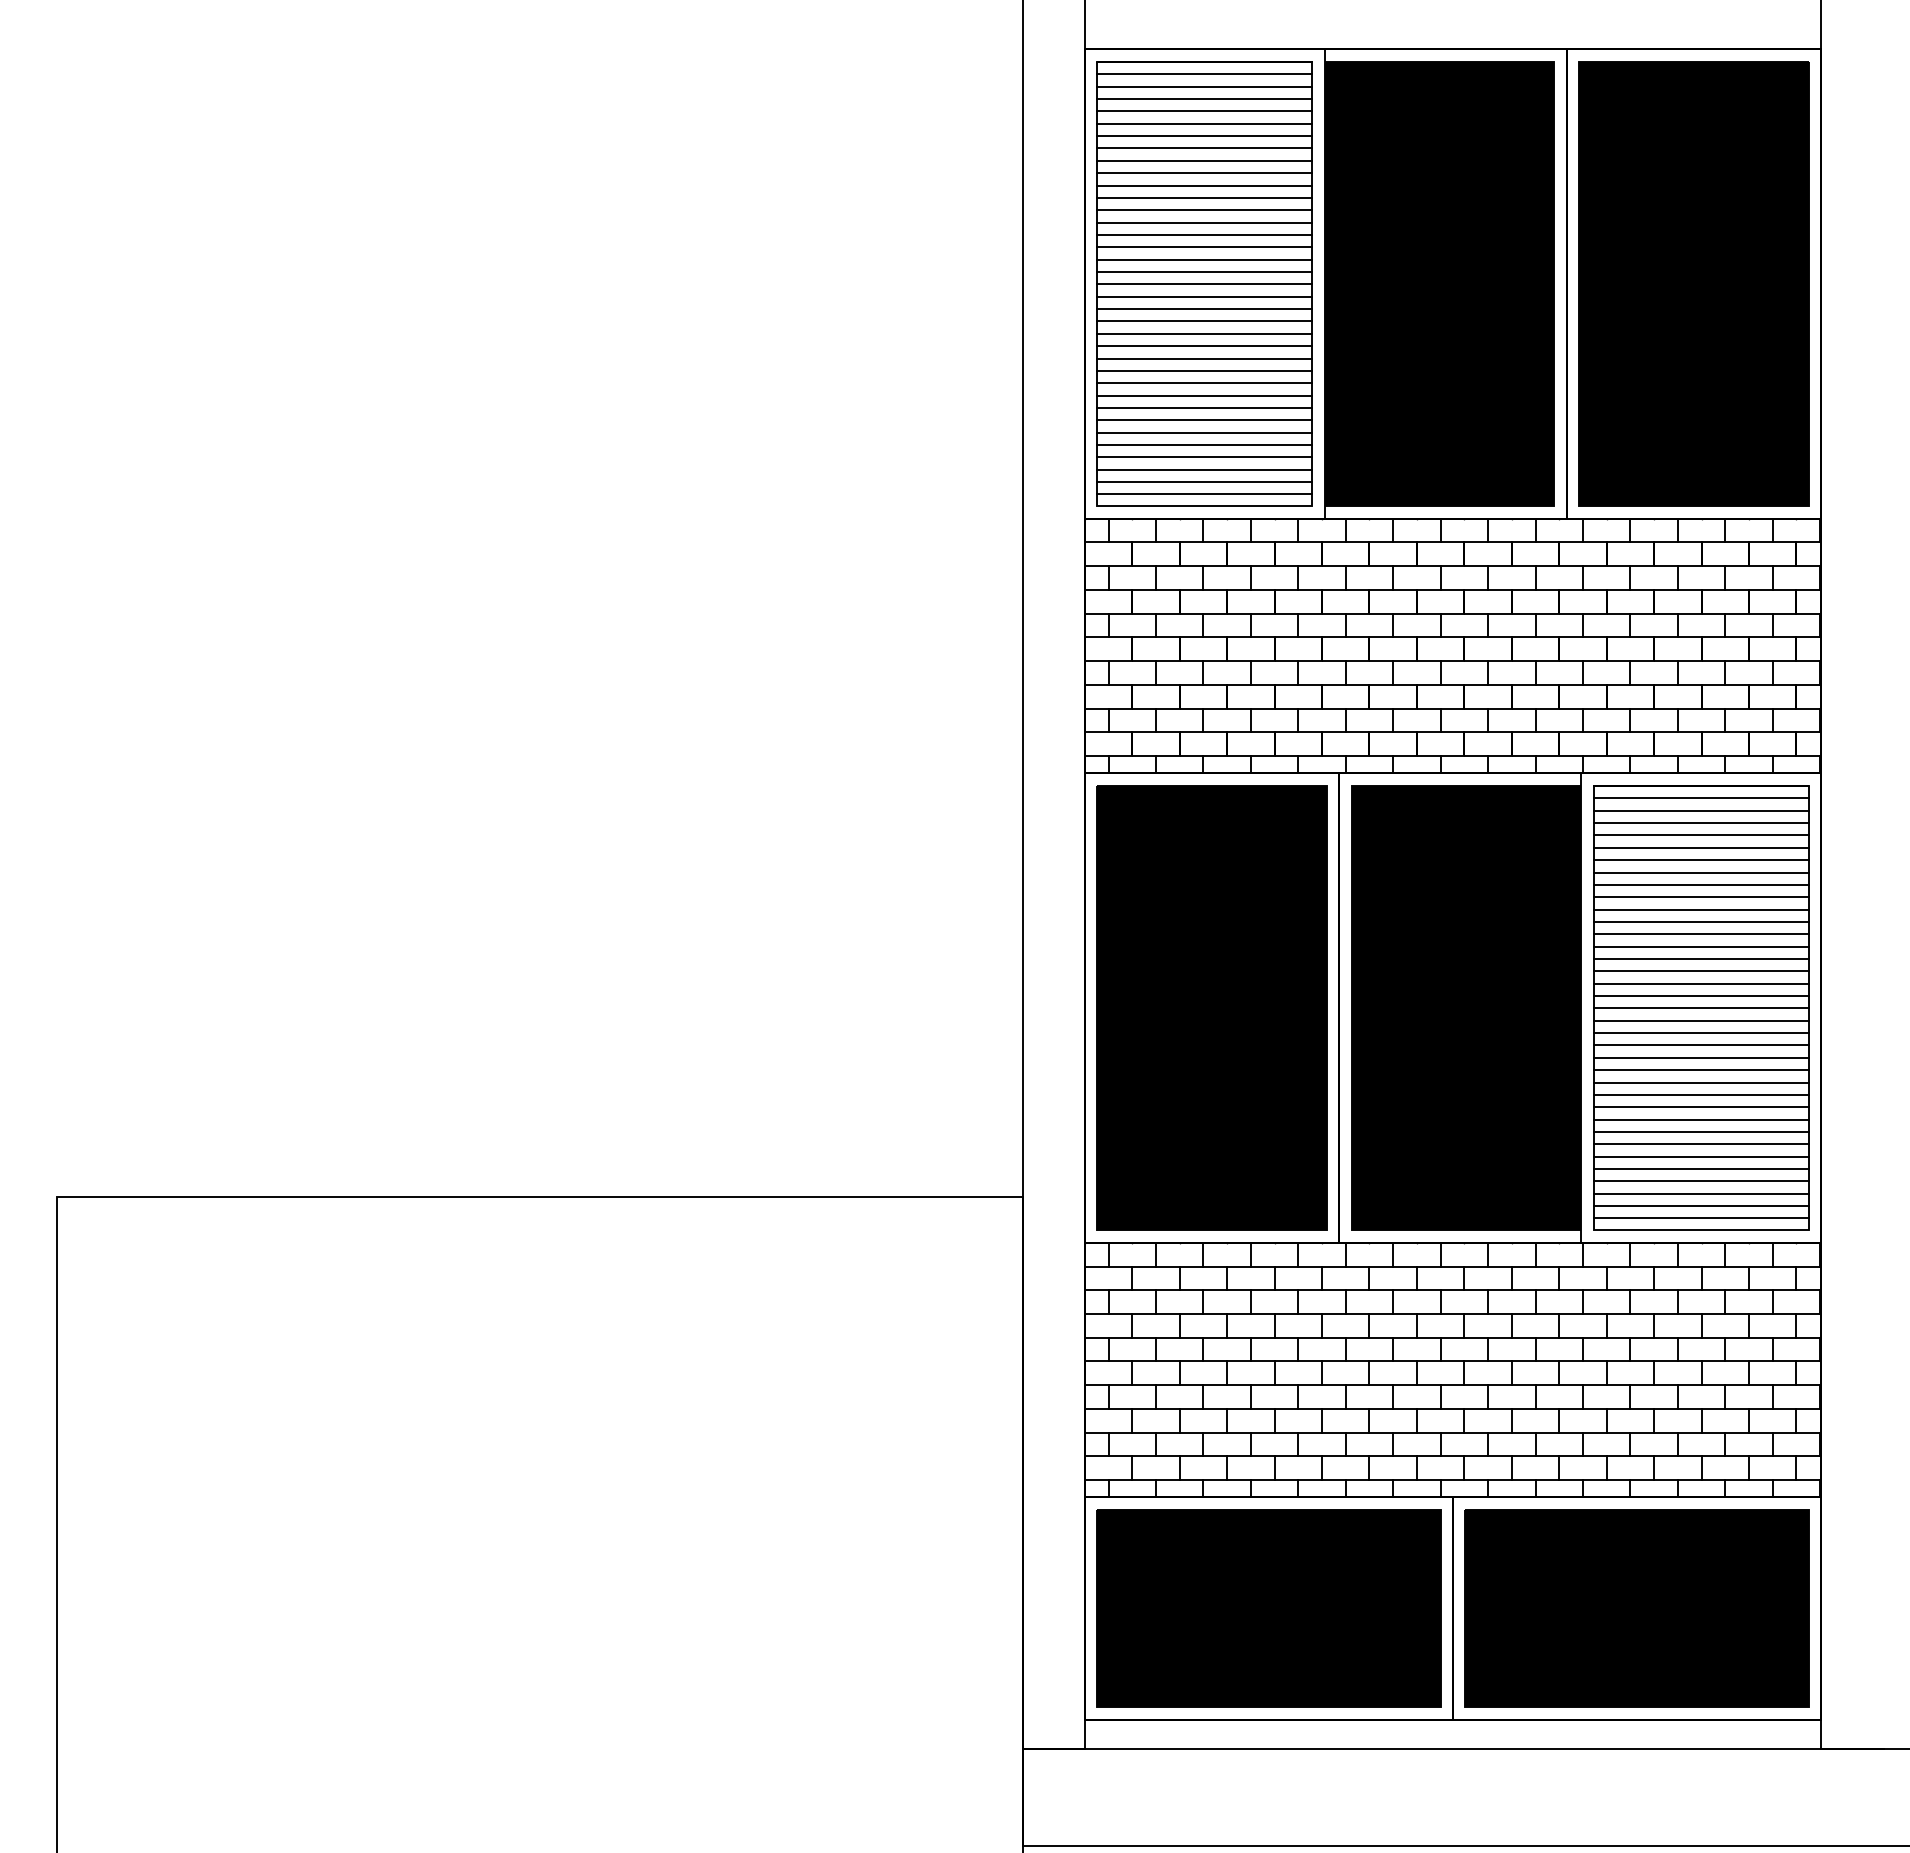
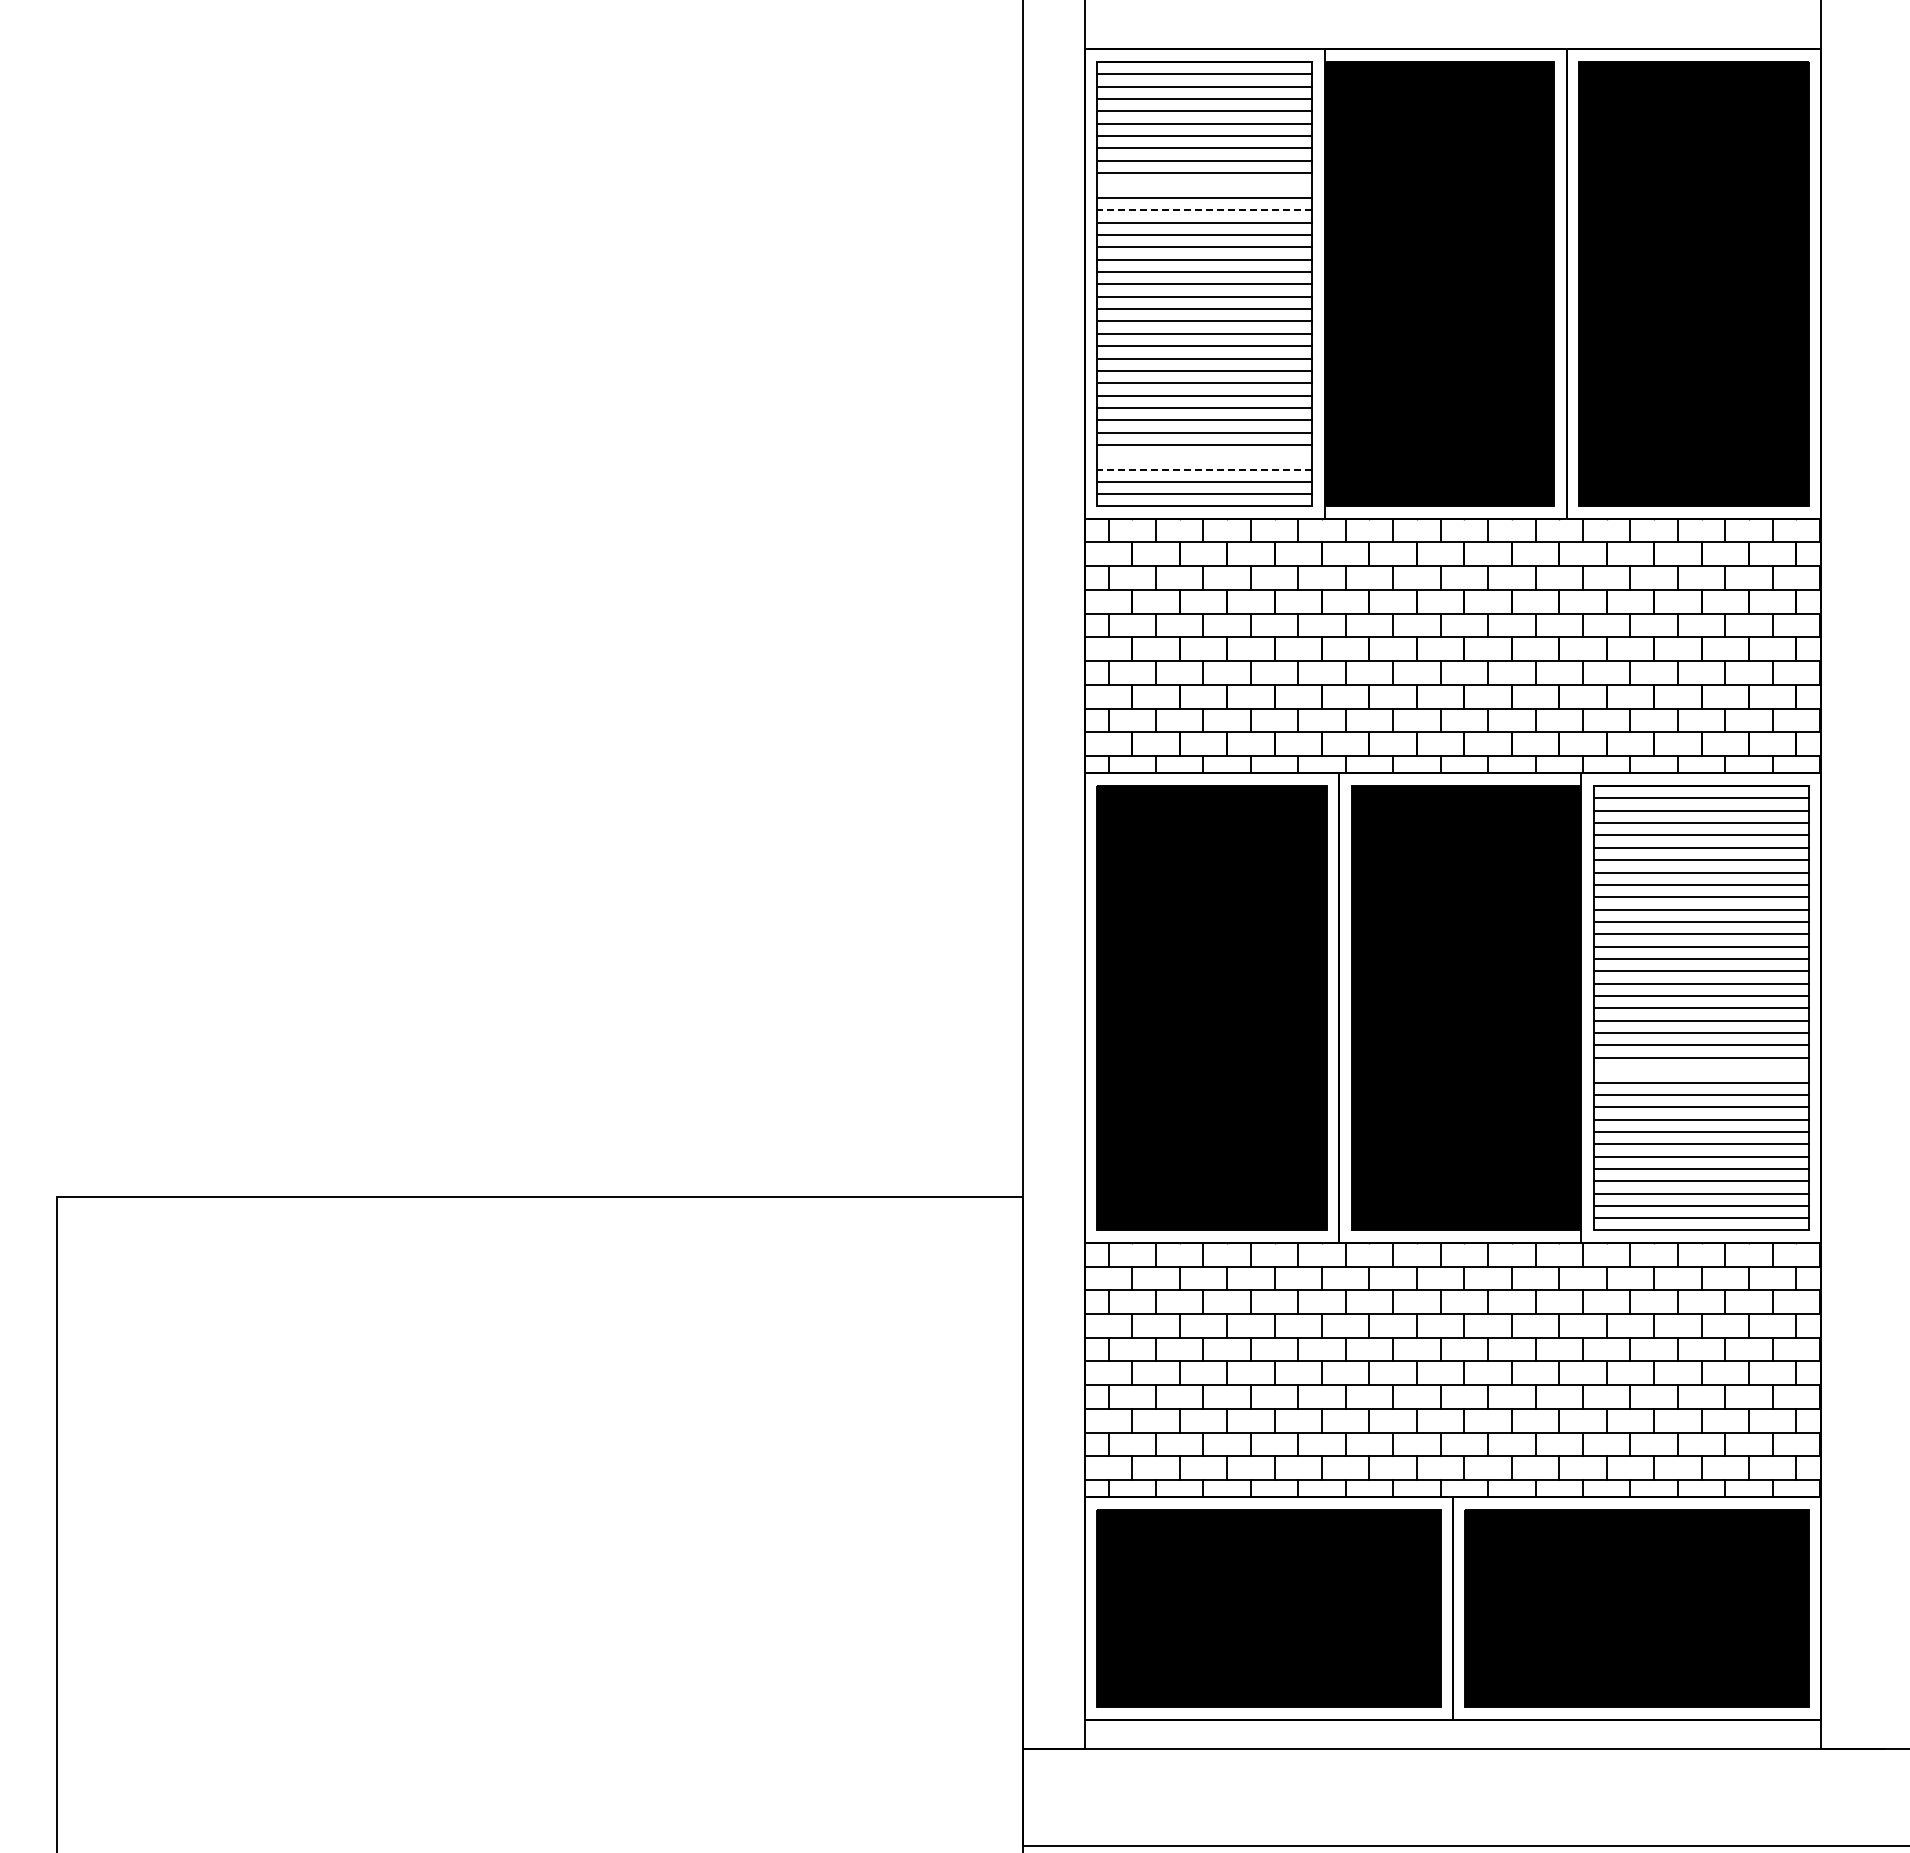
line: present -> none (1204, 185)
line: solid -> dashed (1204, 210)
line: present -> none (1204, 457)
line: solid -> dashed (1204, 469)
line: present -> none (1700, 1070)
